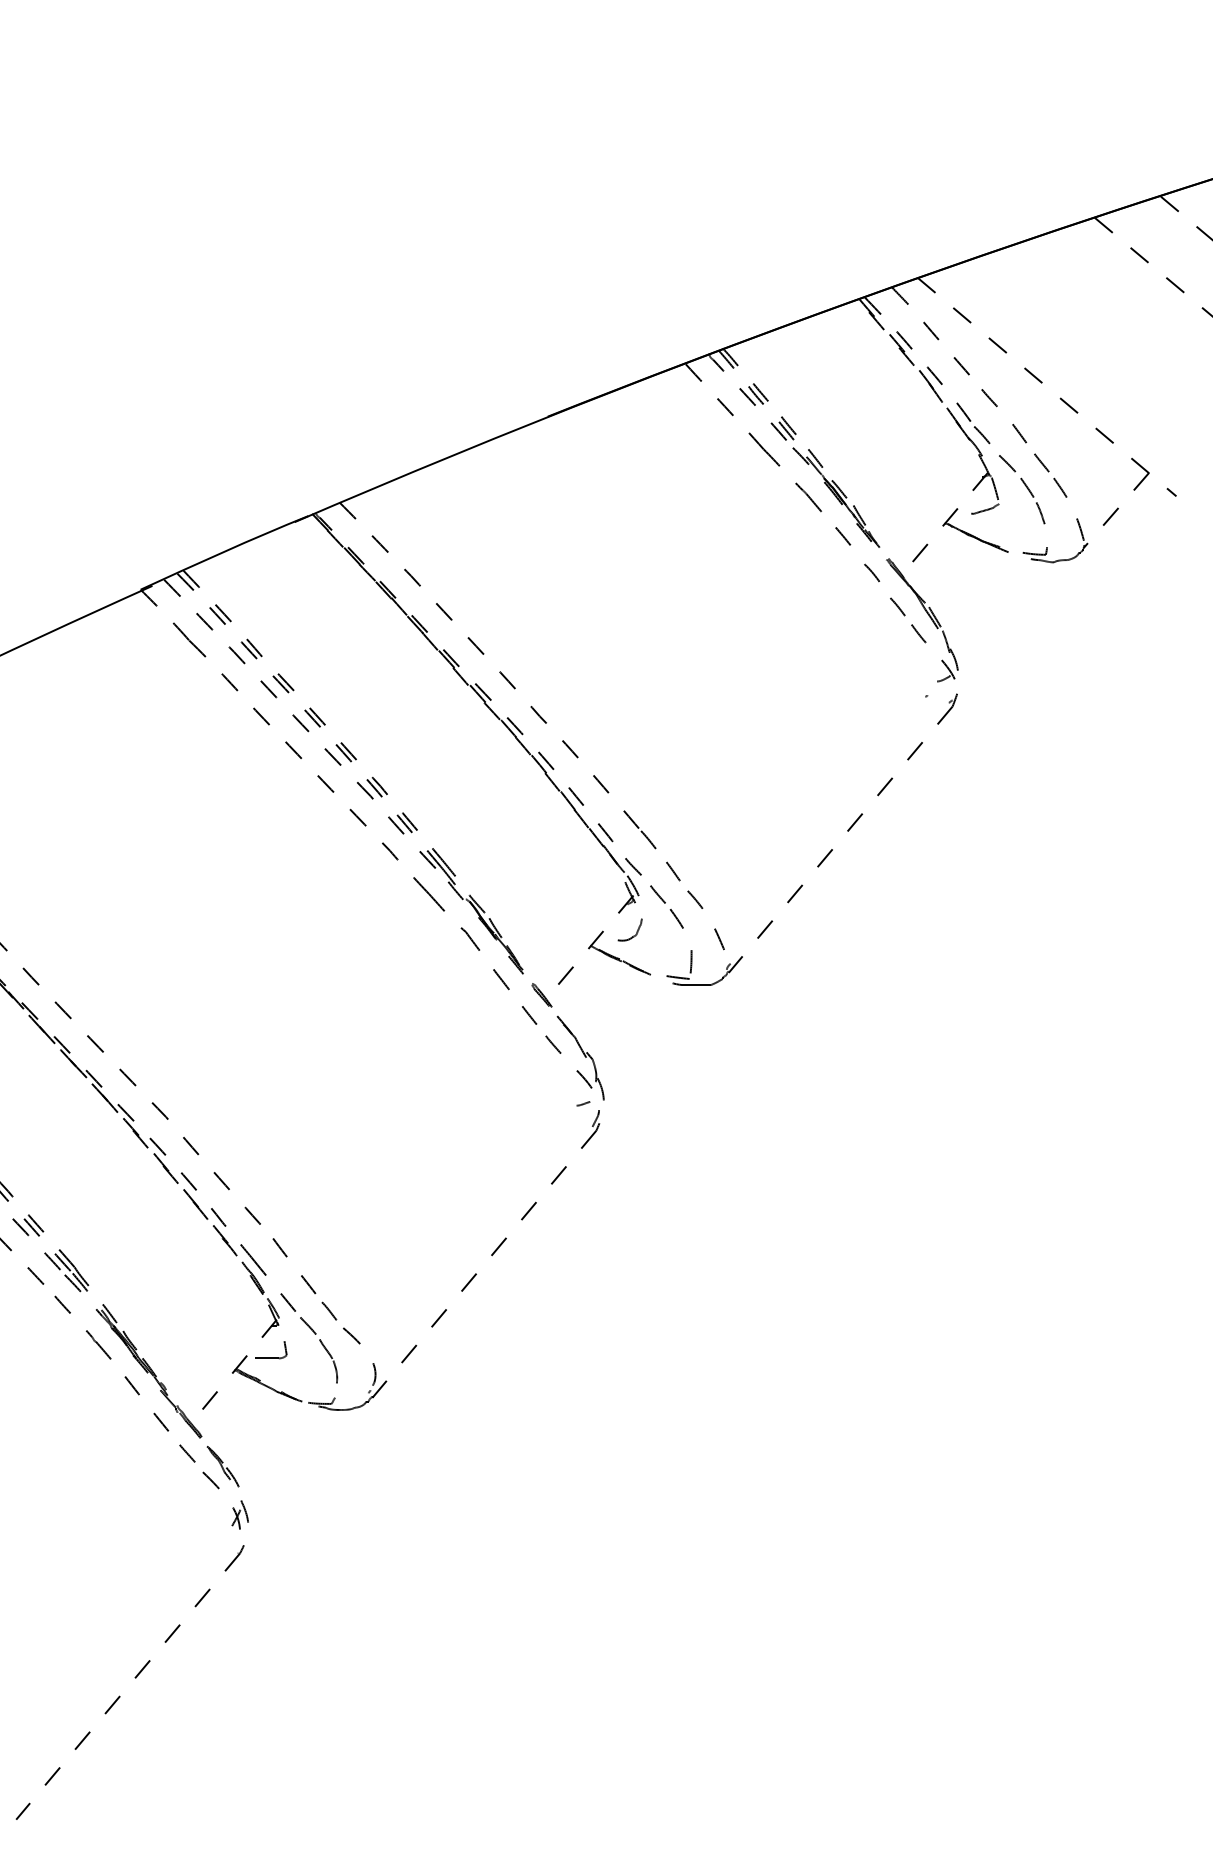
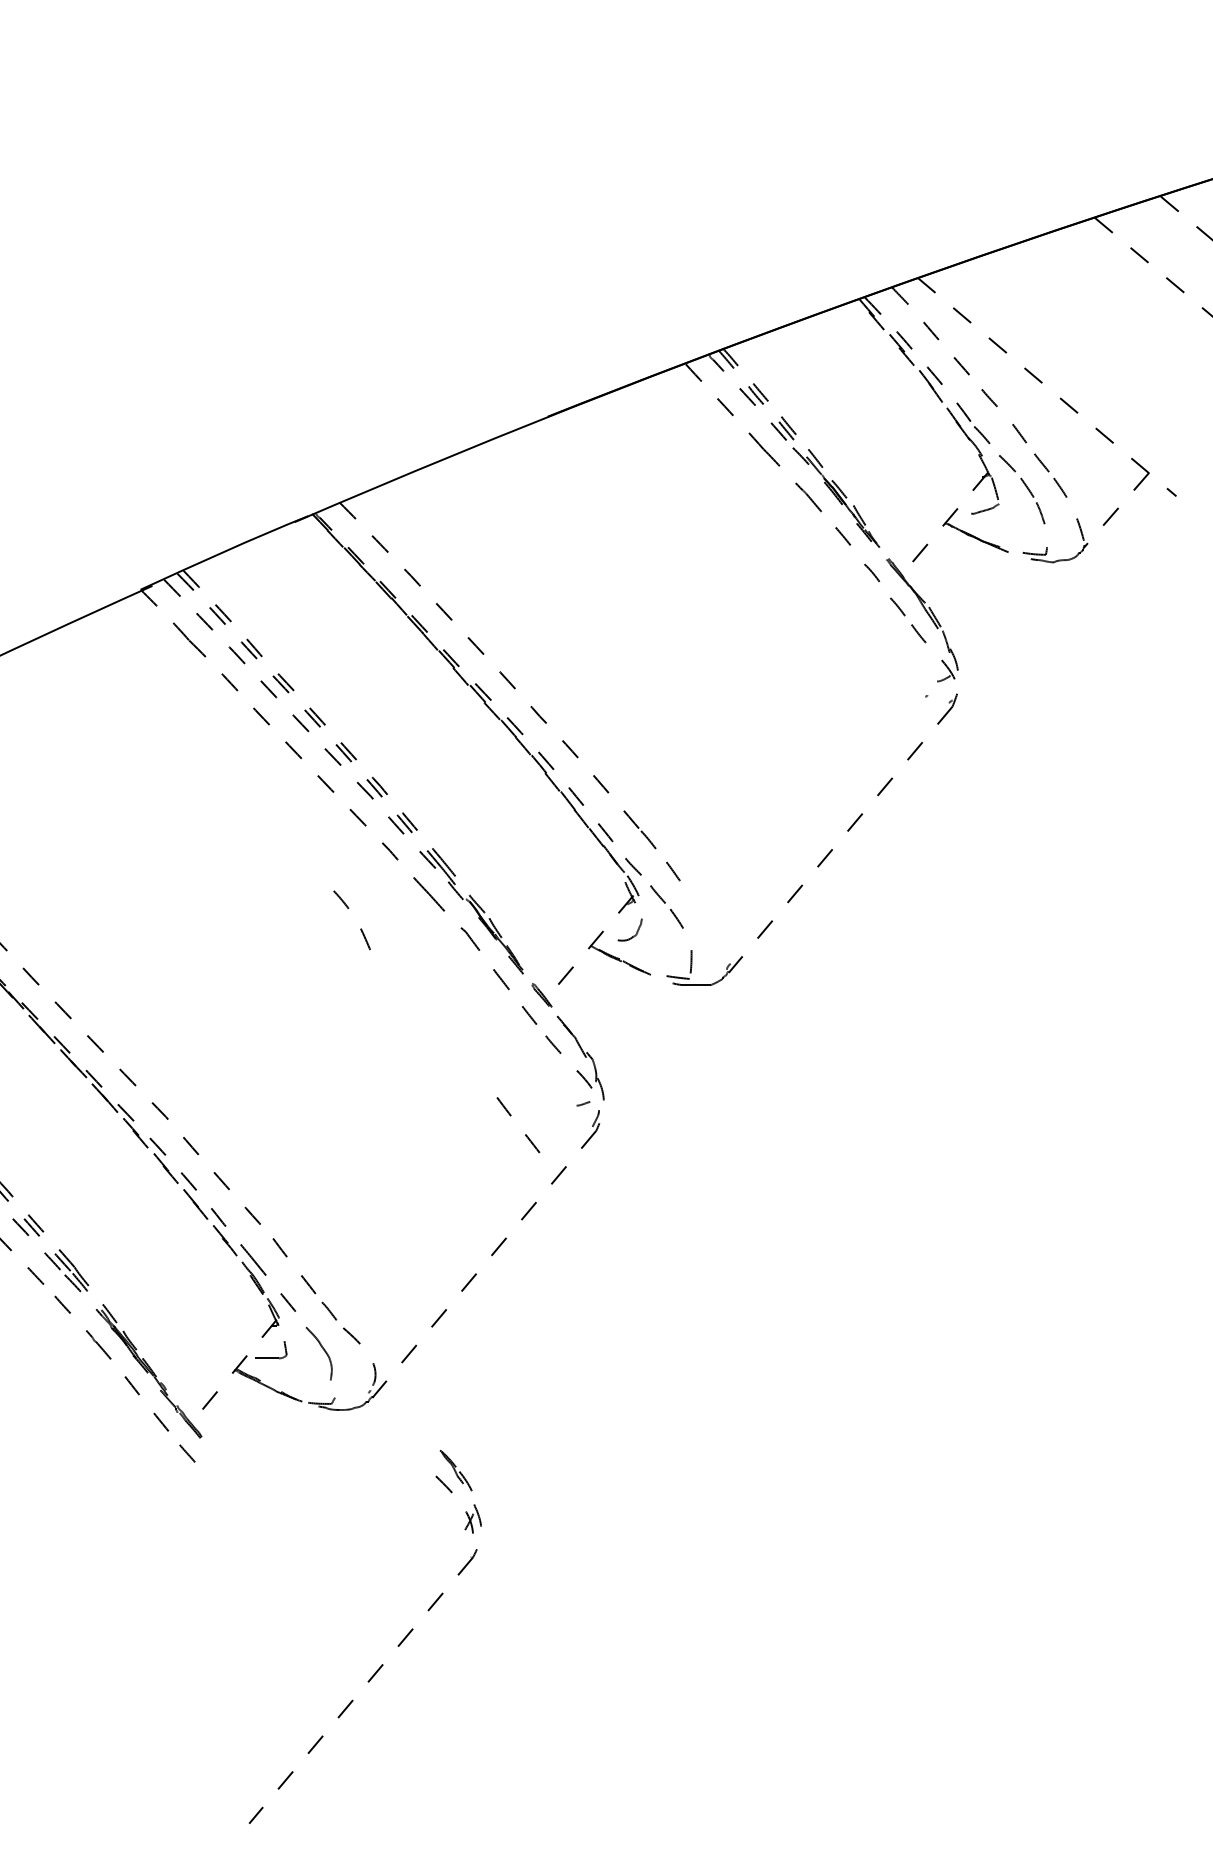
curve position: (714, 928) -> (360, 928) (360, 928)
curve: none -> present (525, 1134)
part size: 39x67 px -> 28x53 px (318, 1353)
part position: (148, 1660) -> (381, 1664) (381, 1664)
